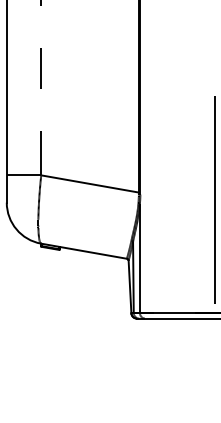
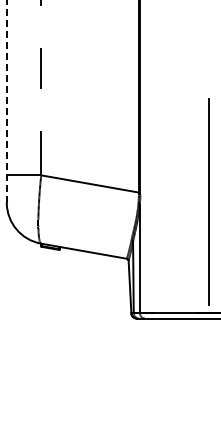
line: solid -> dashed (6, 101)
line position: (214, 199) -> (208, 201) (208, 201)
